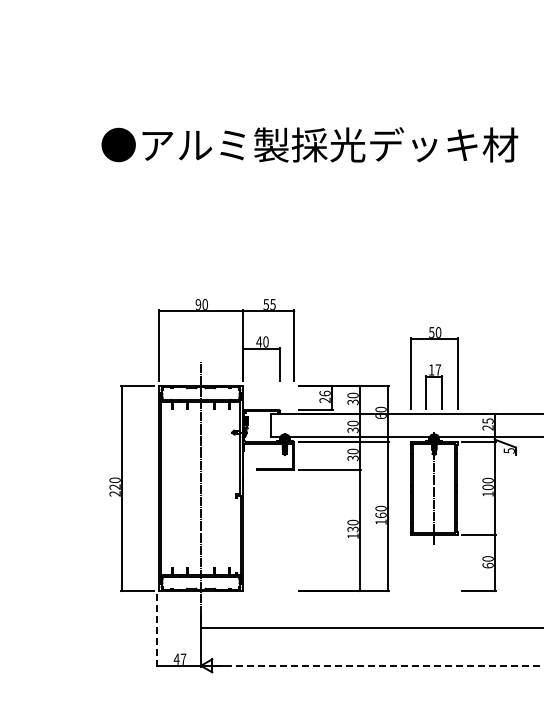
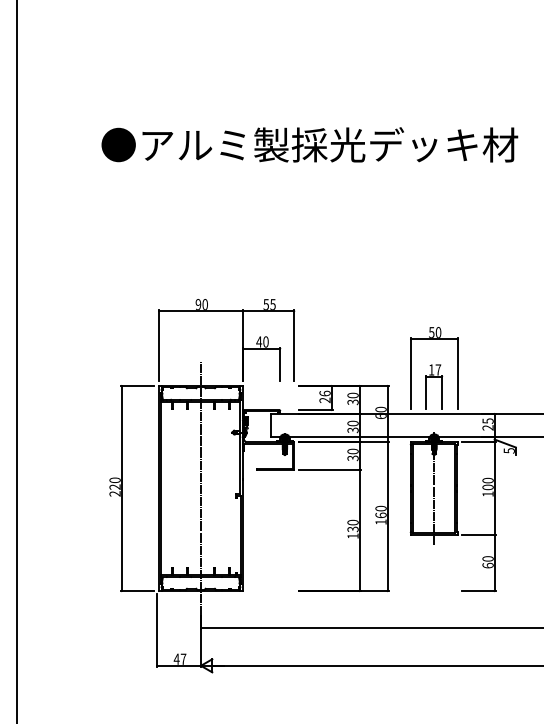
line: none -> present (16, 361)
line: dashed -> solid (157, 631)
line: dashed -> solid (378, 665)
